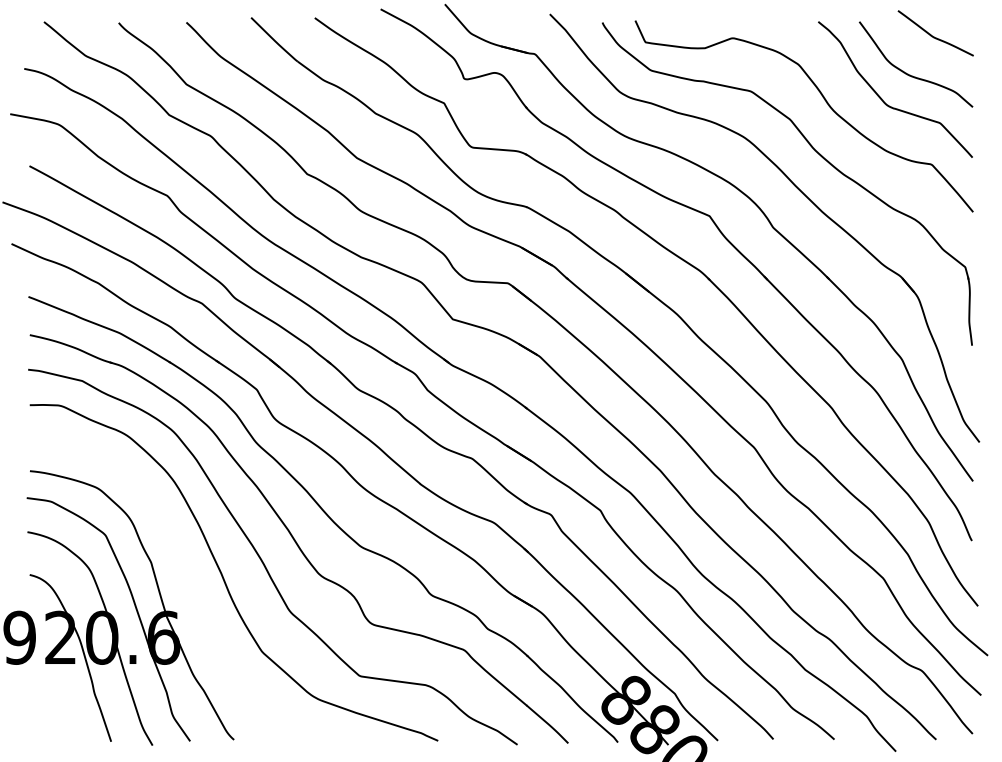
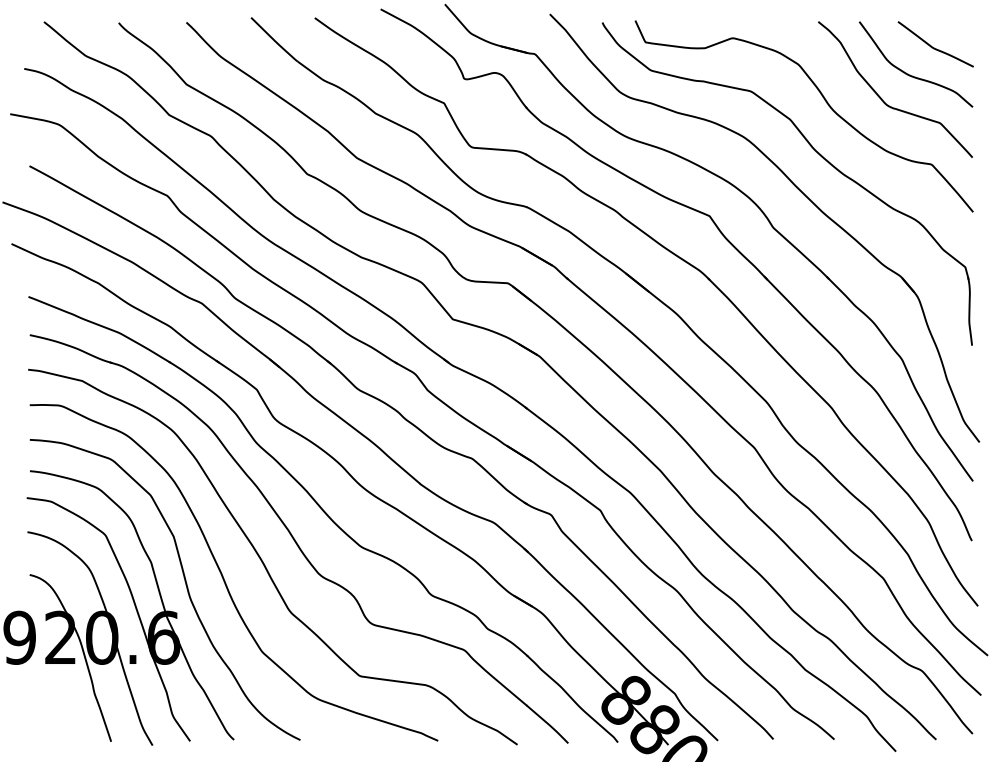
curve position: (934, 36) -> (934, 47) (934, 47)
curve: none -> present (185, 585)
